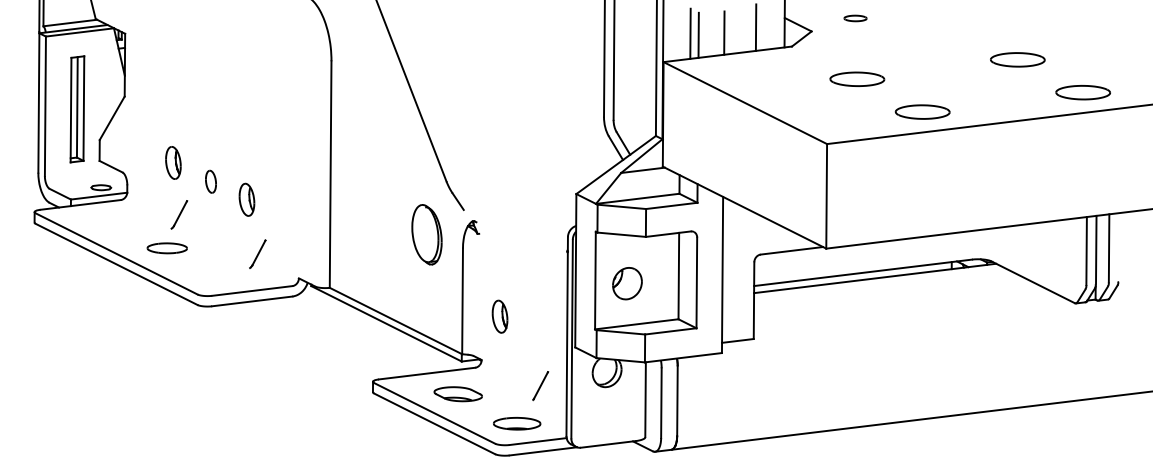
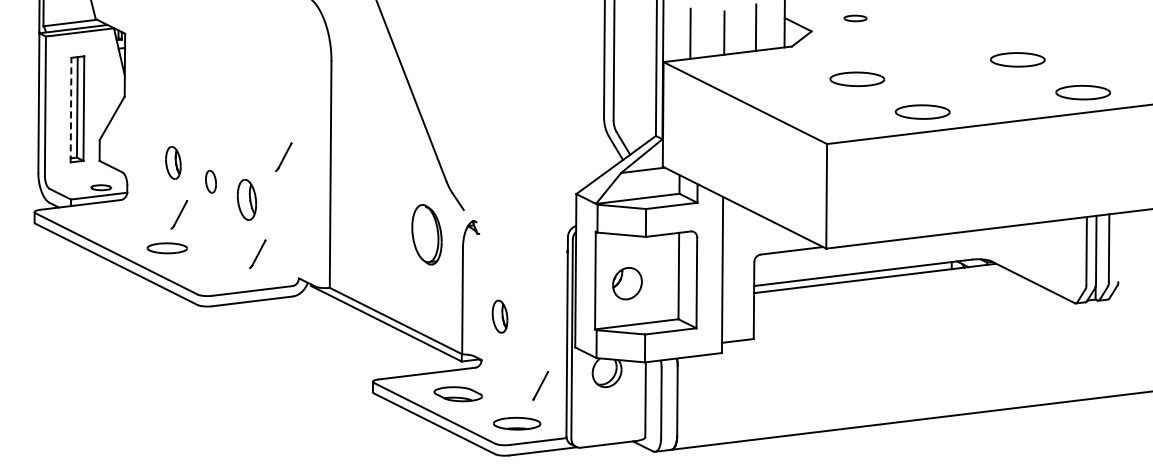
line: present -> none (698, 34)
line: solid -> dashed (71, 109)
line: none -> present (283, 156)
part size: 18x35 px -> 22x43 px (246, 199)
